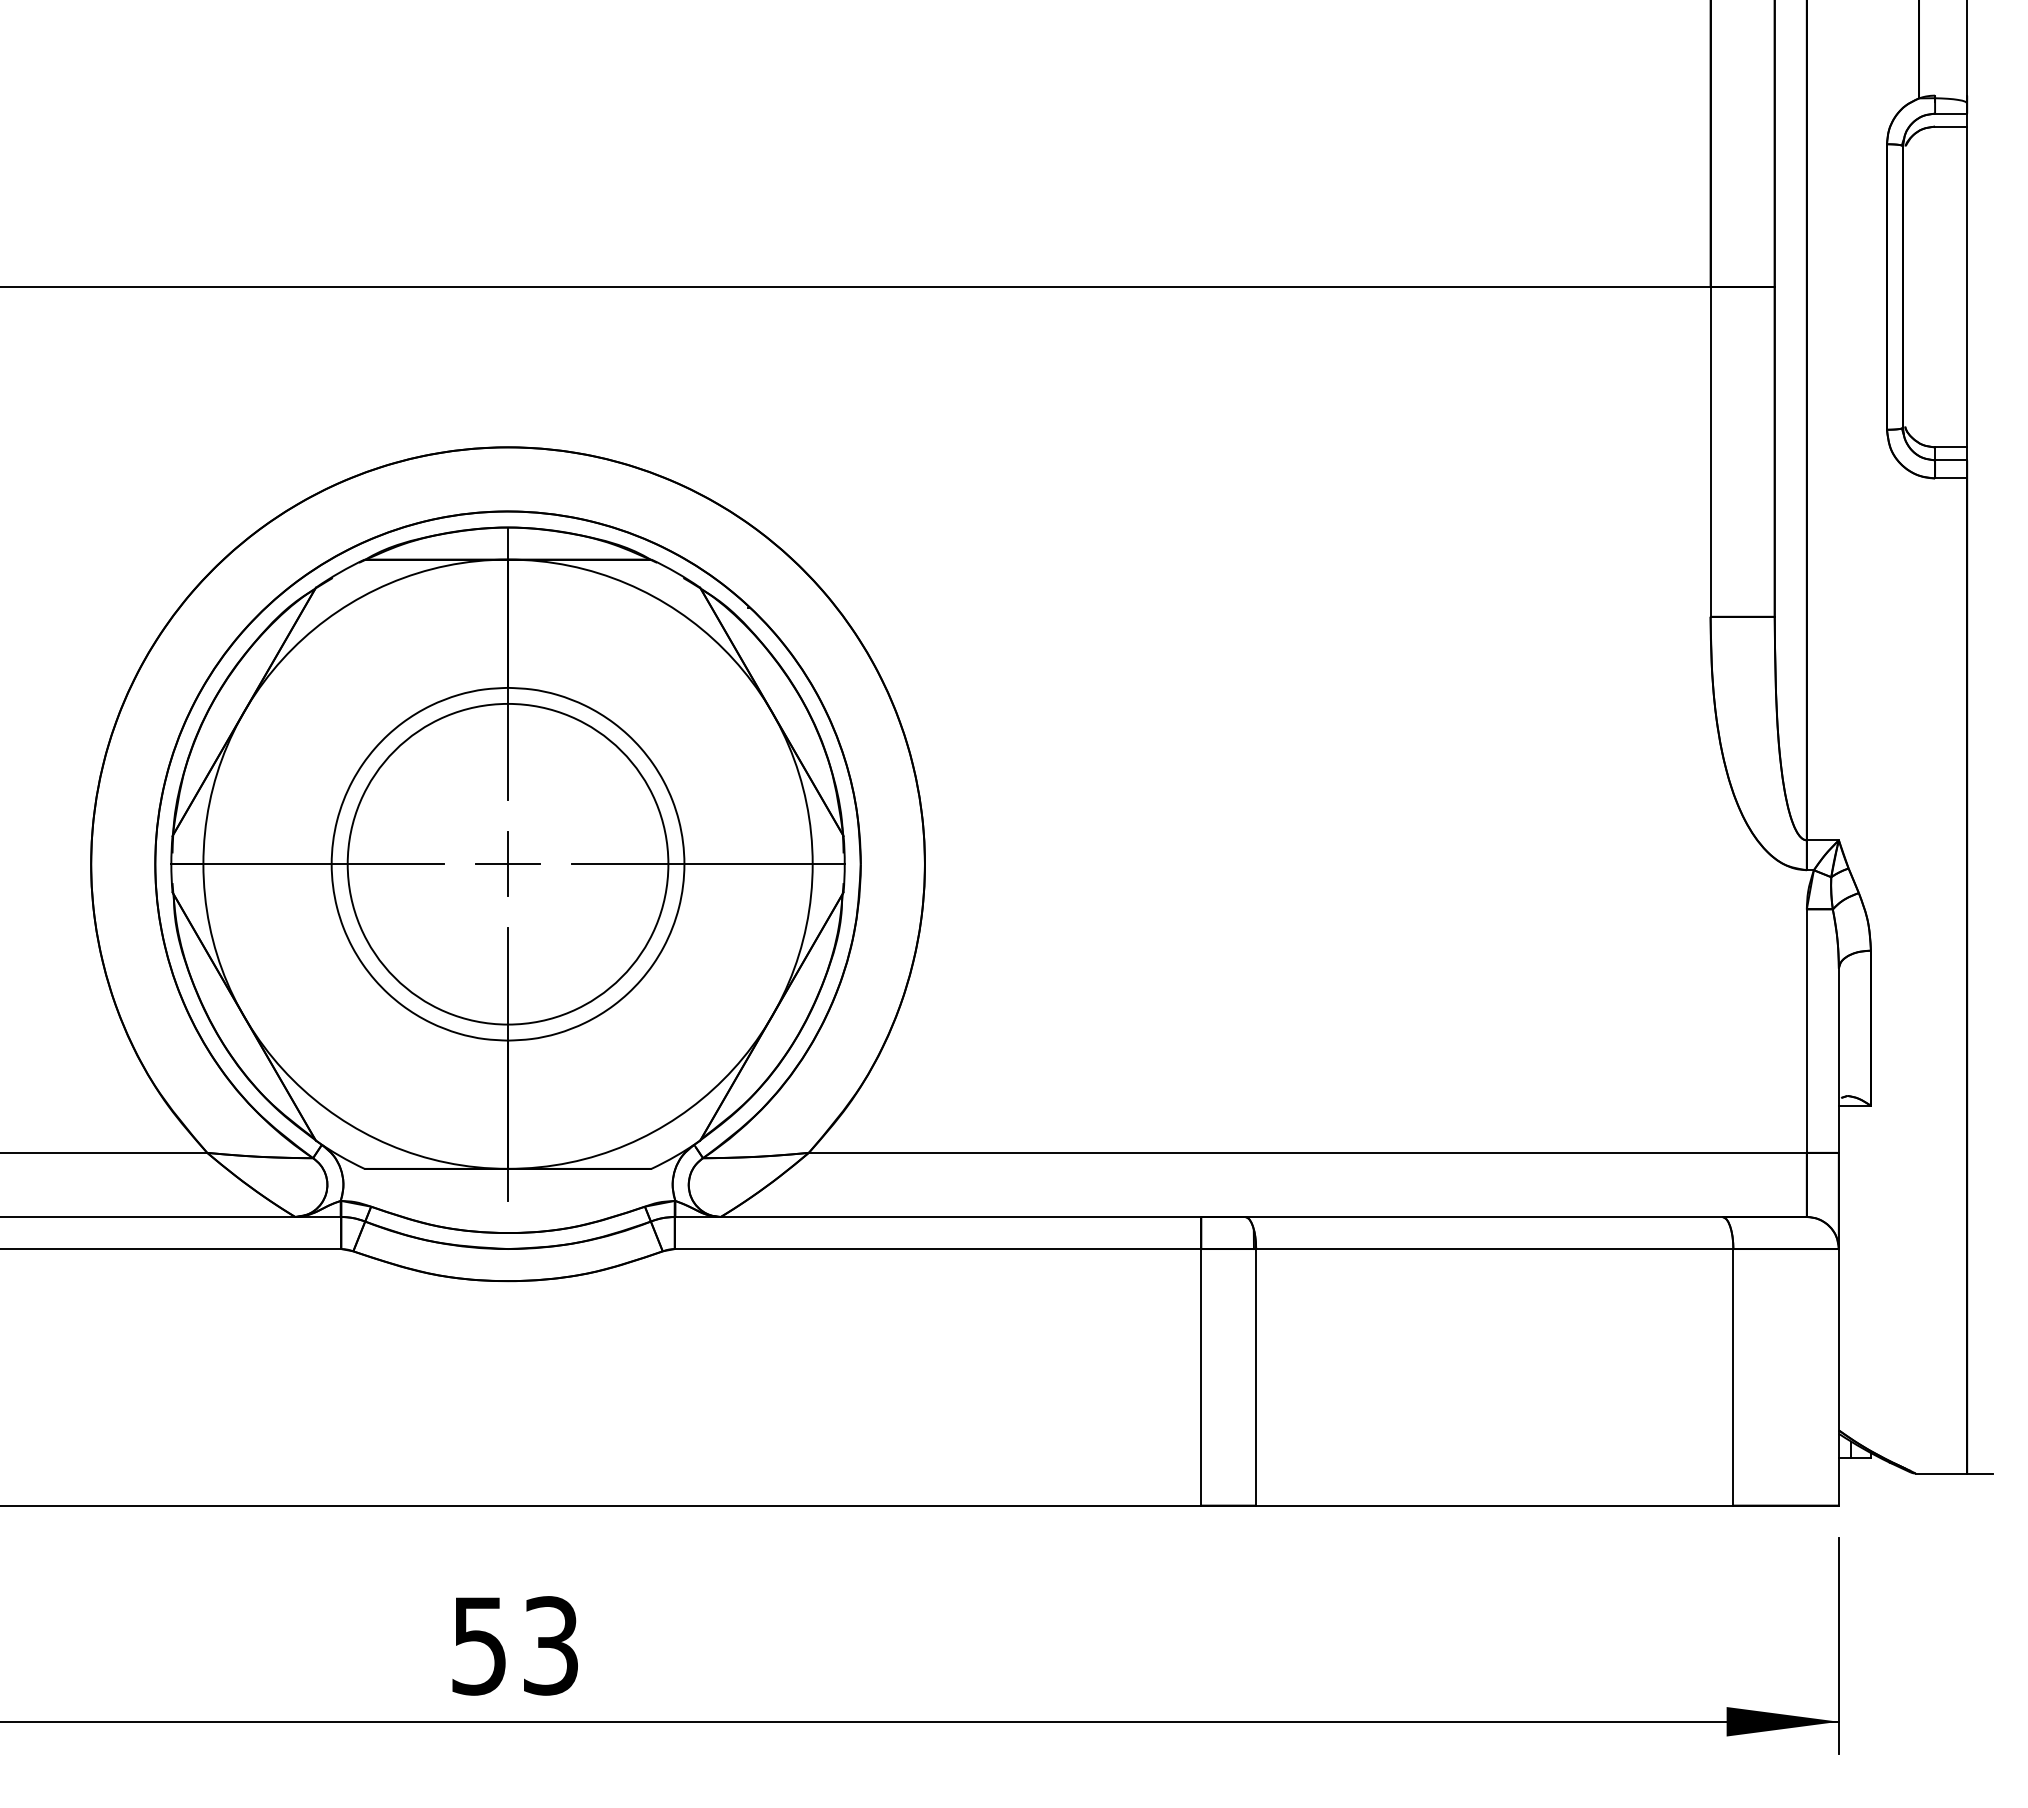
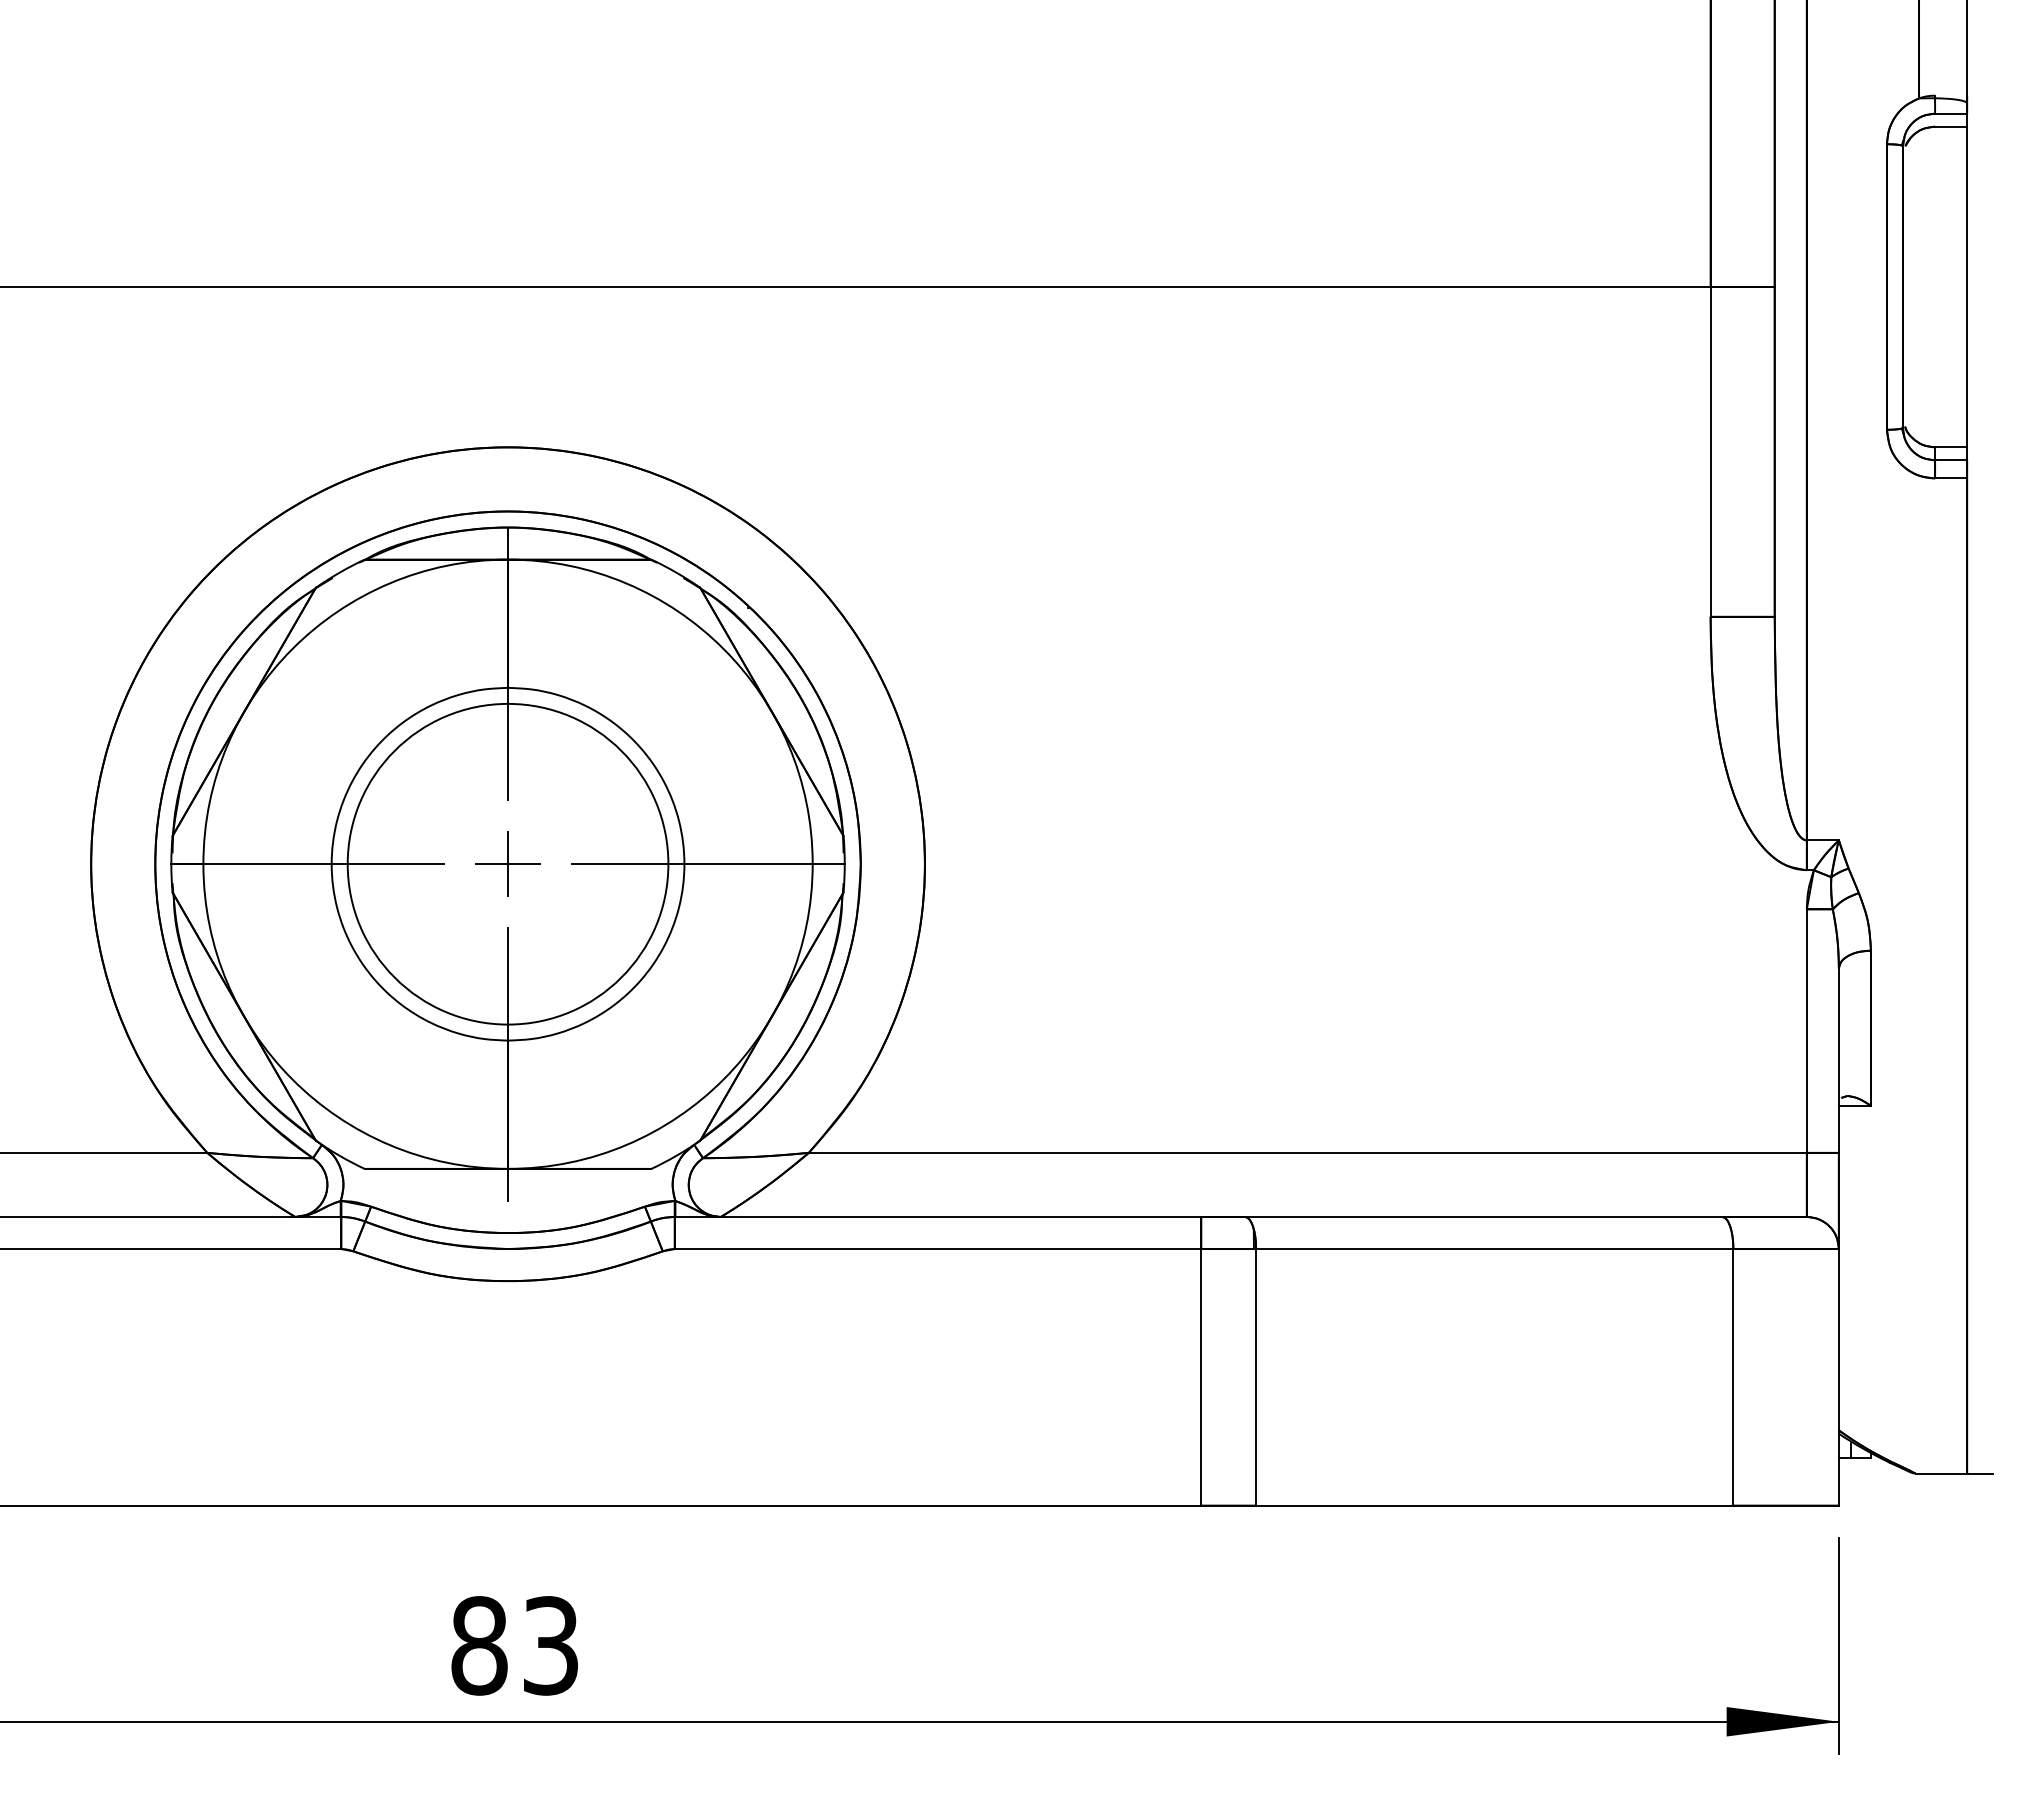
text: 53 -> 83 (479, 1645)
